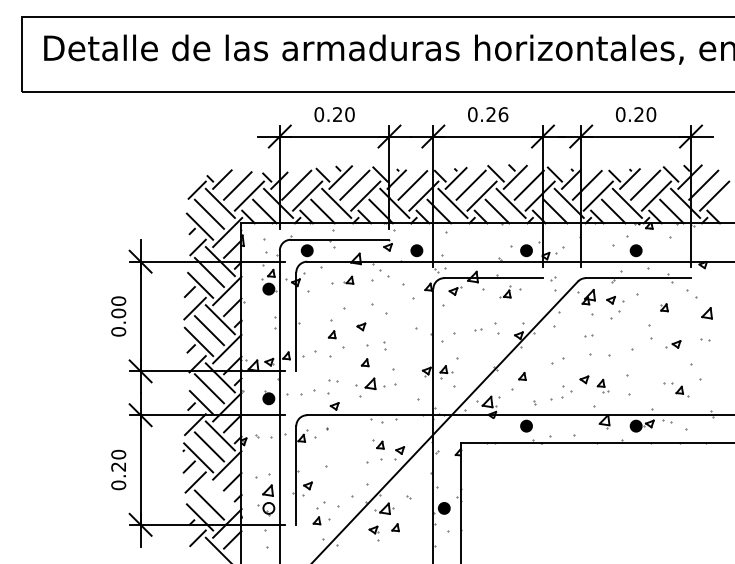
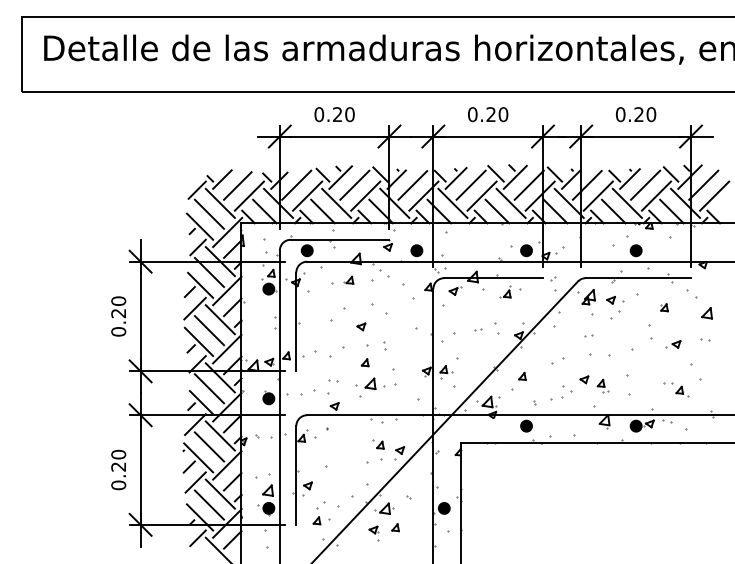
text: 0.26 -> 0.20 (503, 114)
text: 0.00 -> 0.20 (118, 313)
part: present -> none (331, 334)
line: none -> present (219, 493)
fill: none -> present (268, 507)
